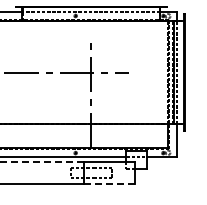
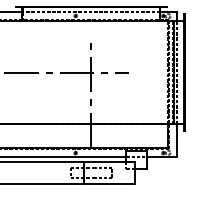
line: dashed -> solid (41, 161)
line: dashed -> solid (109, 183)
